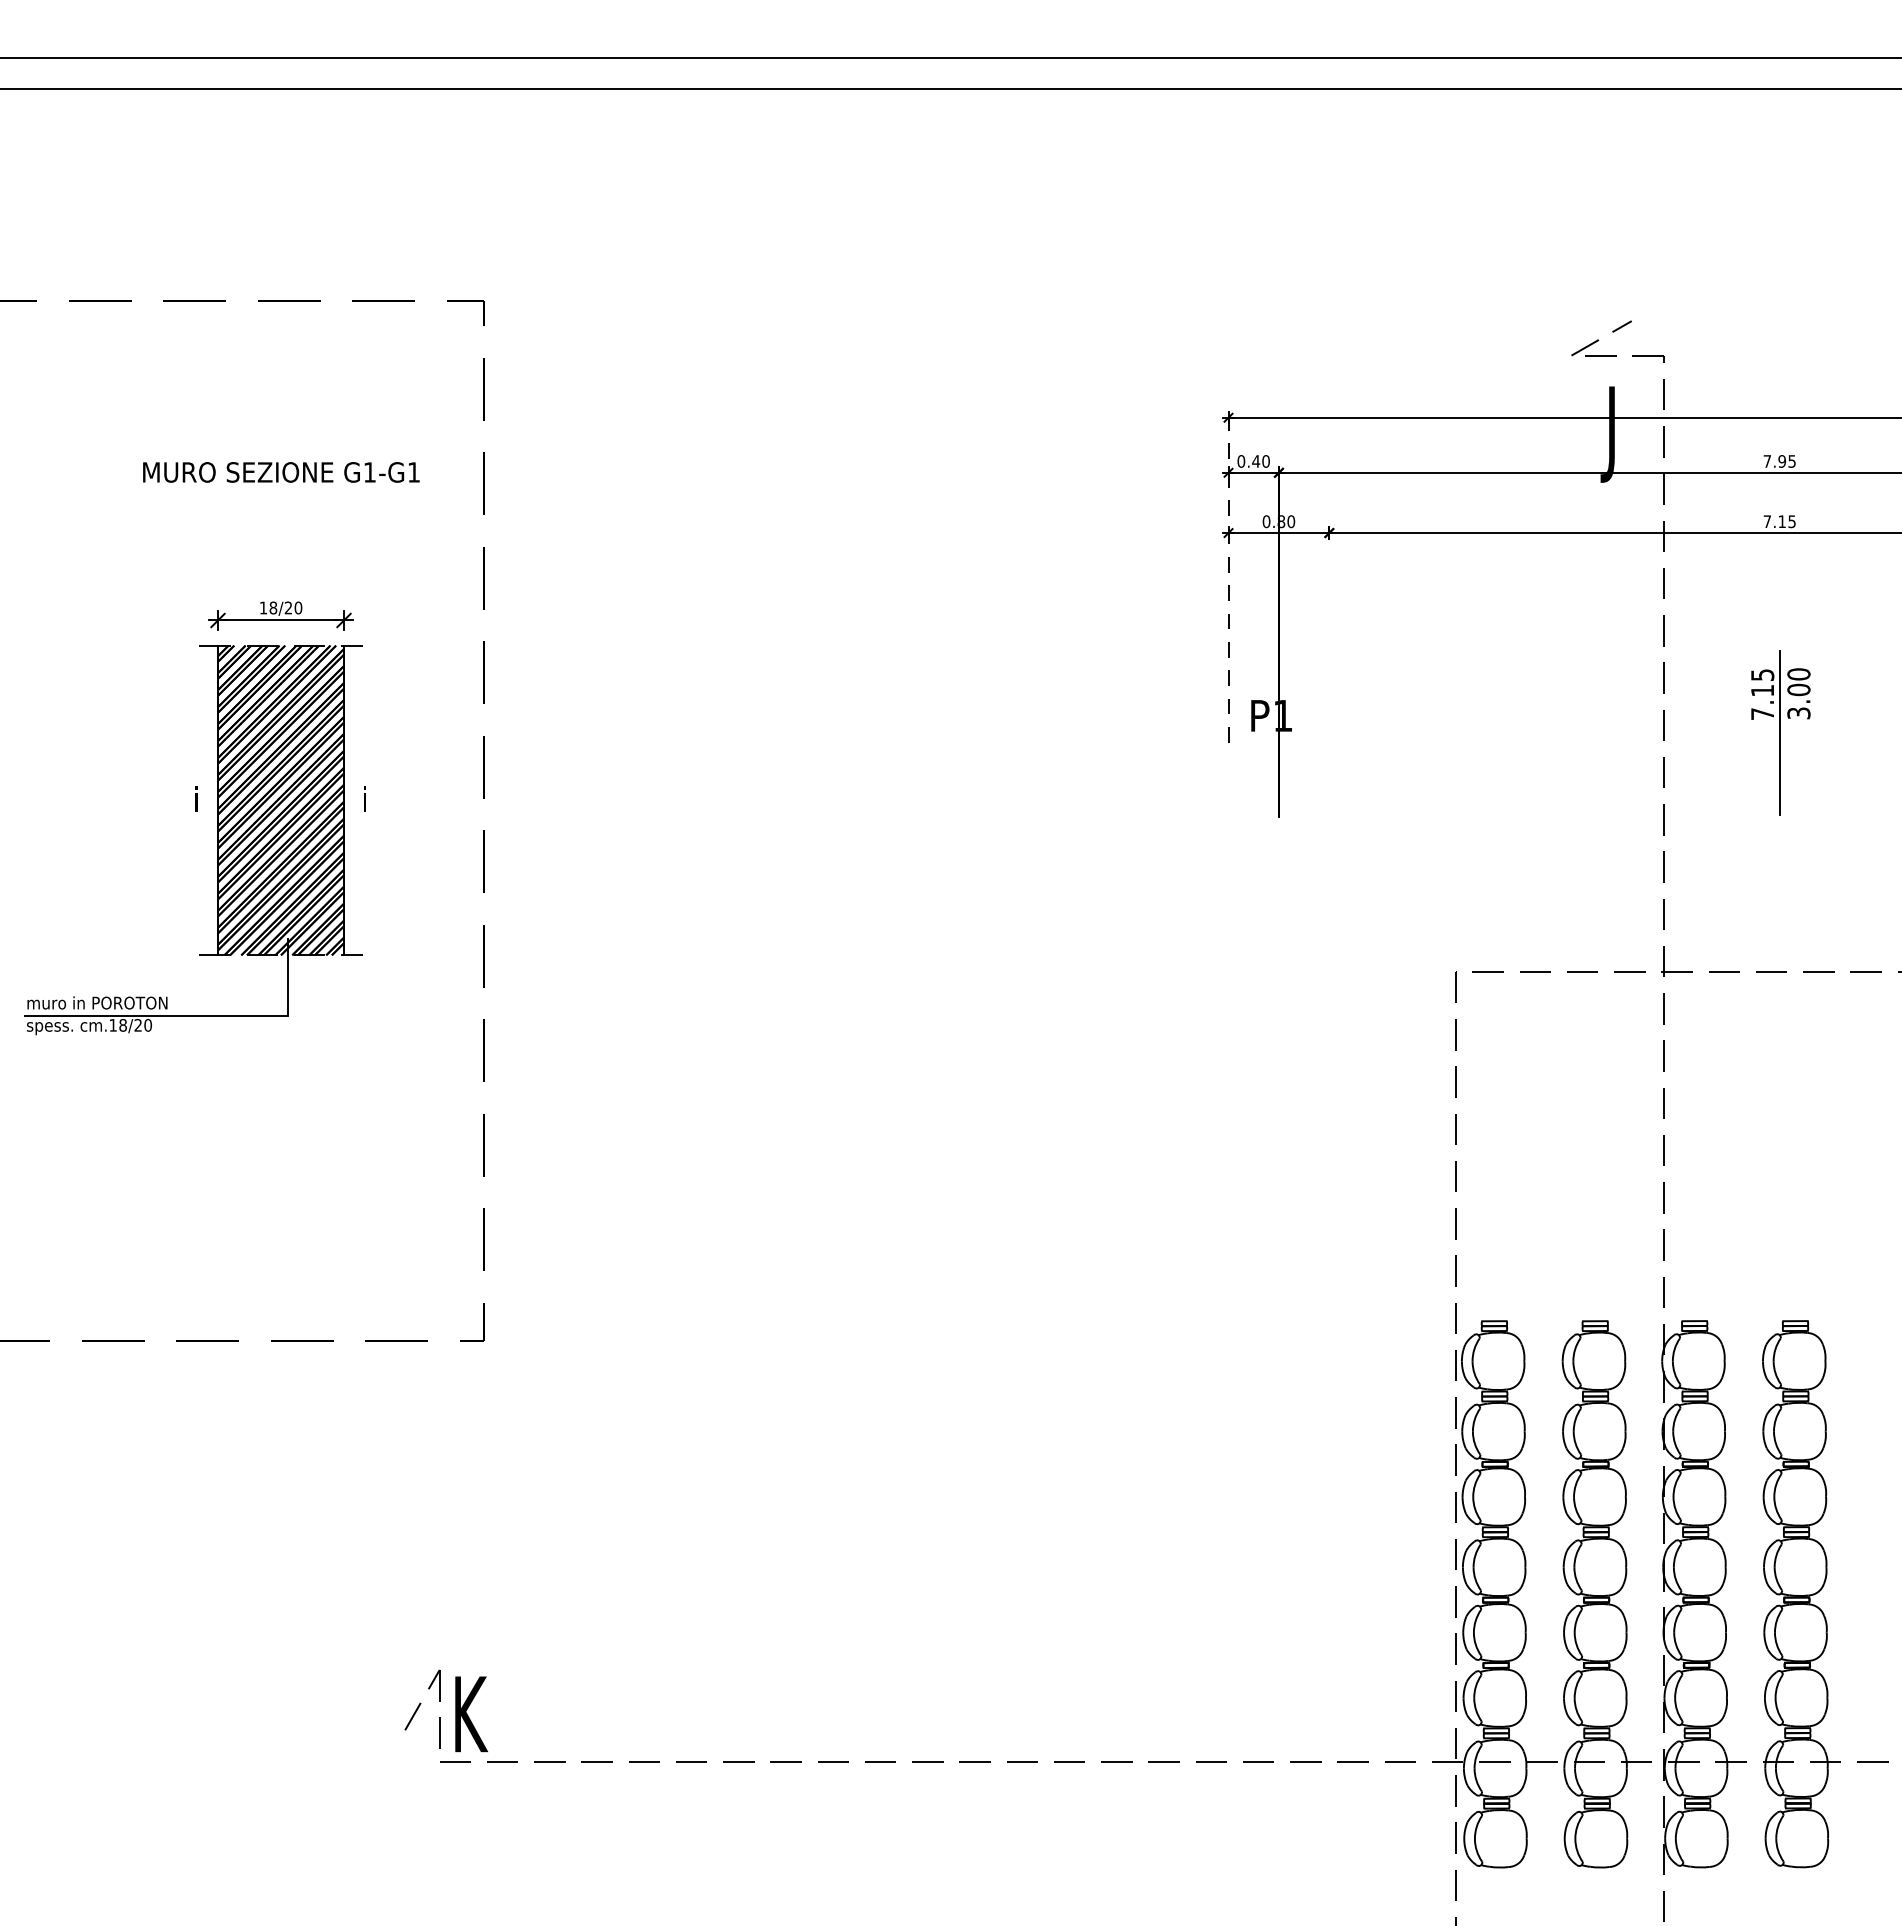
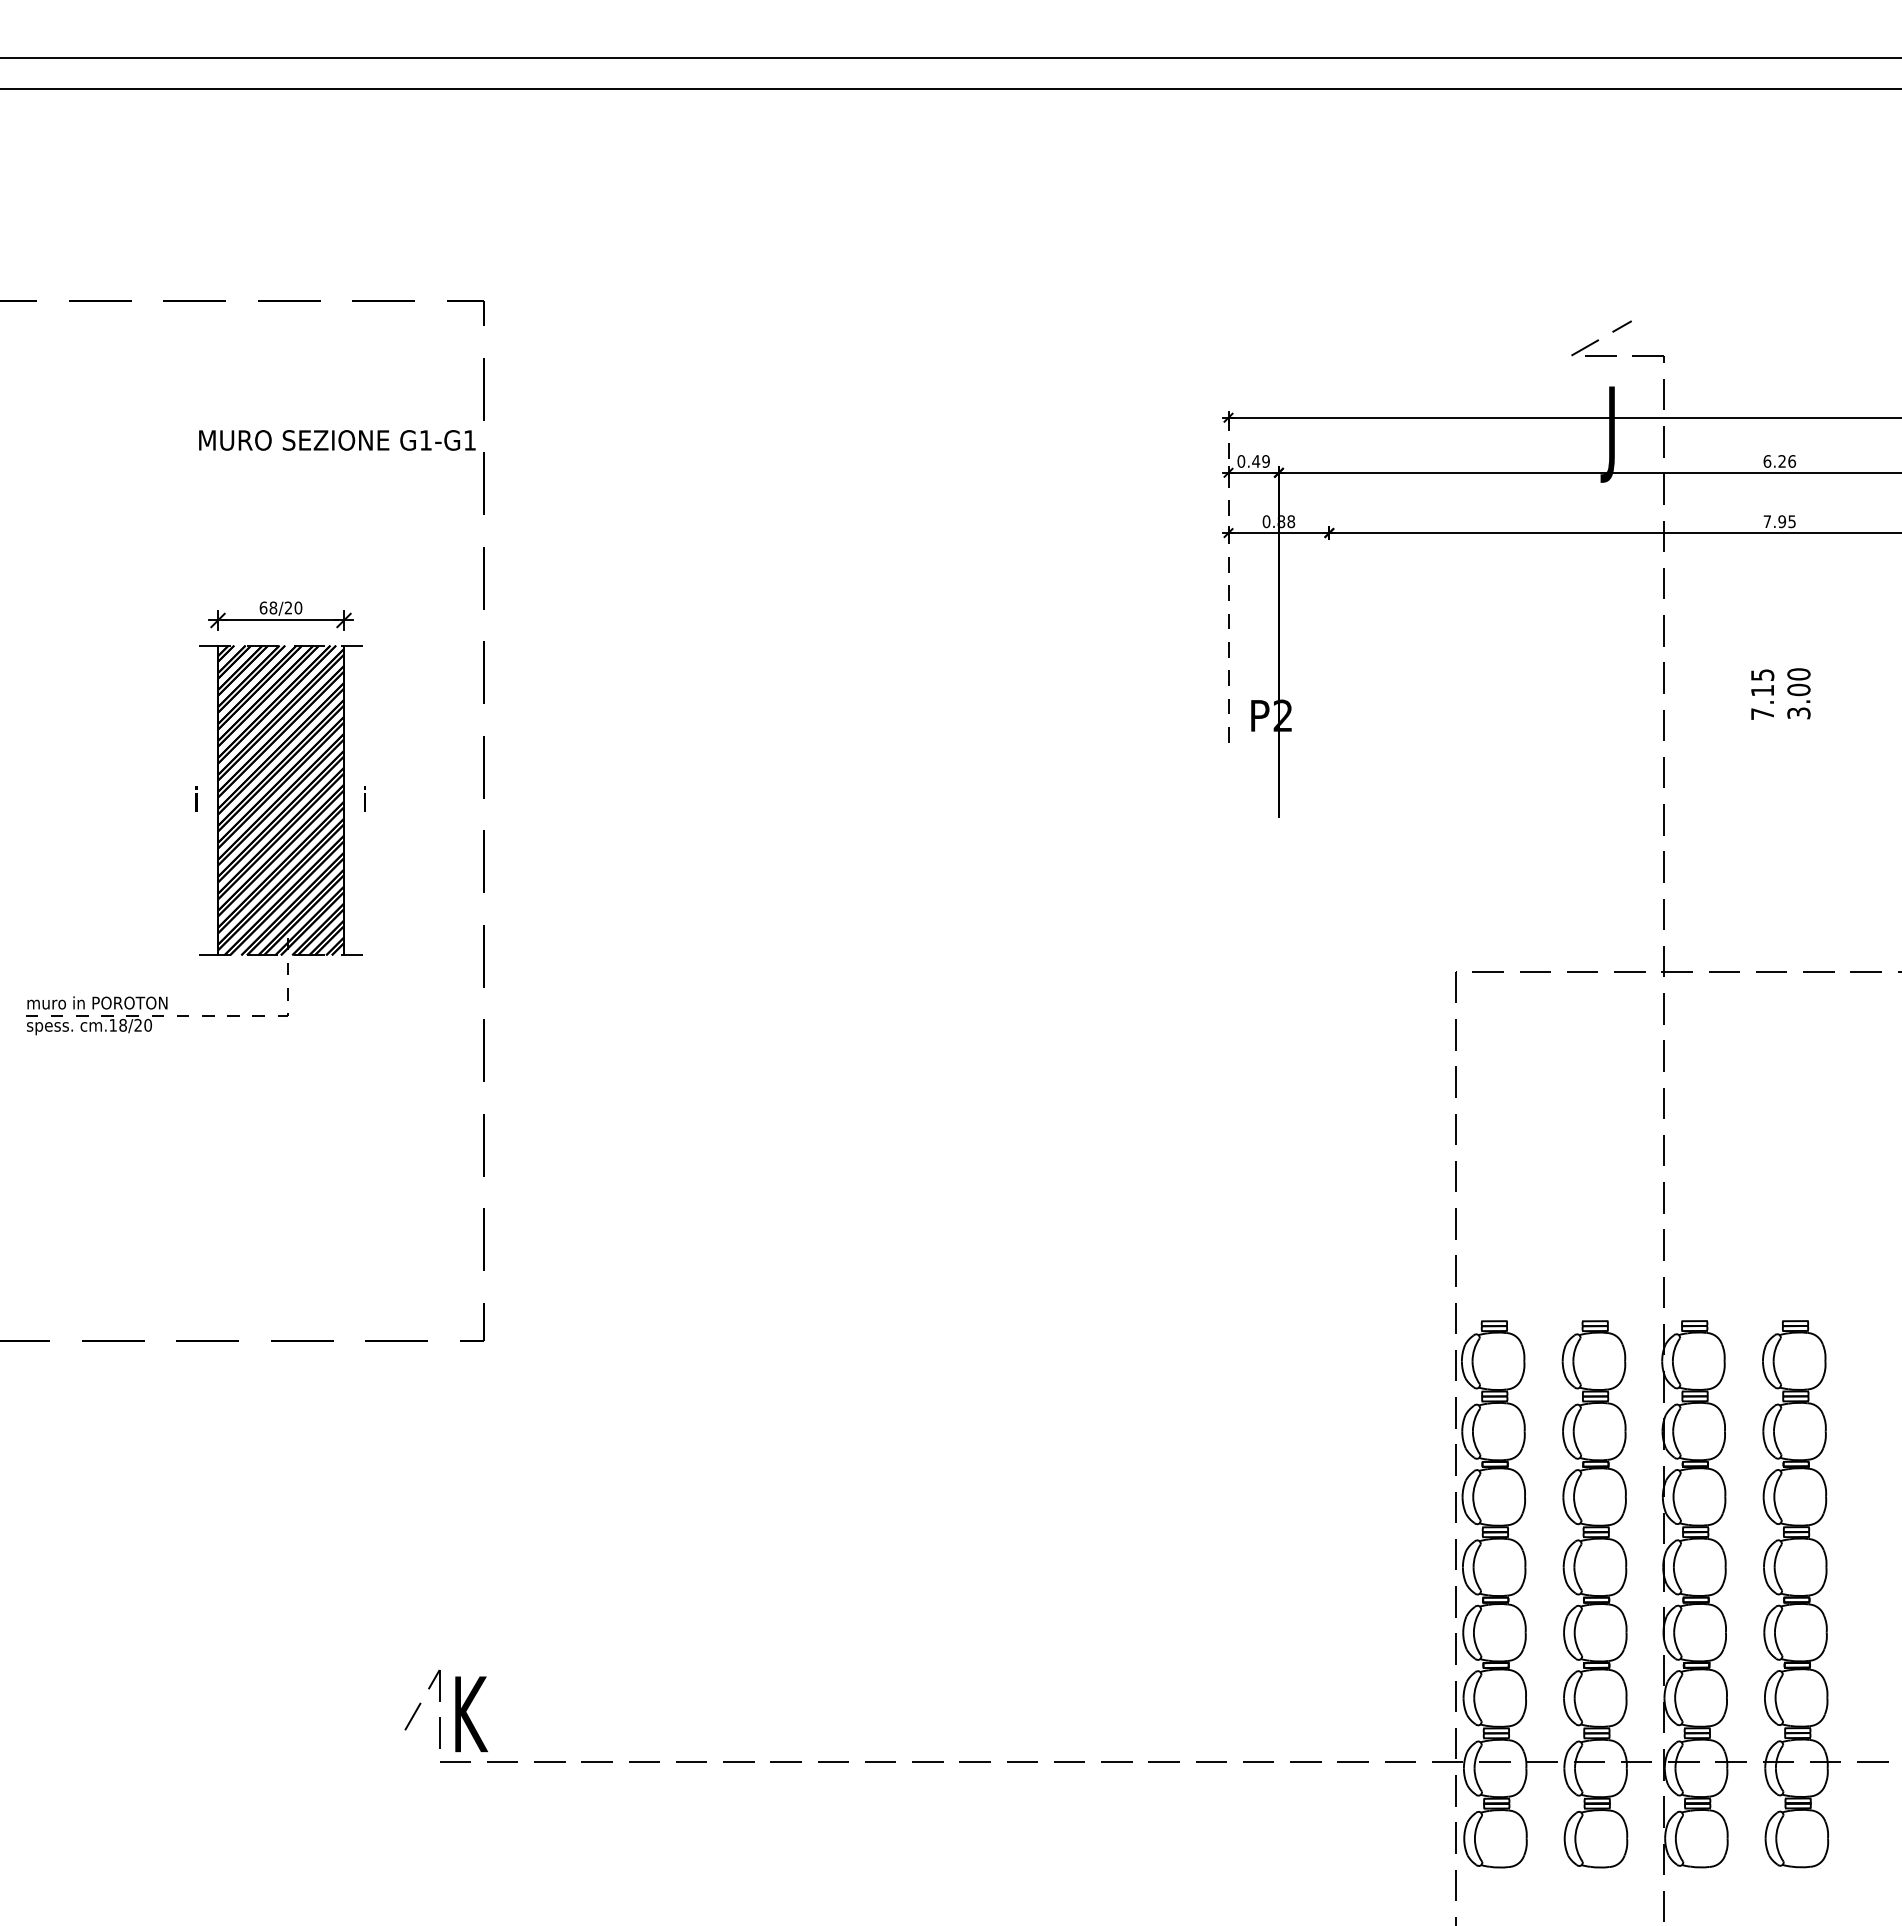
text: 0.40 -> 0.49 (1265, 461)
text: 7.95 -> 6.26 (1779, 461)
text position: (281, 472) -> (337, 440) (337, 440)
text: 0.80 -> 0.88 (1291, 521)
text: 7.15 -> 7.95 (1782, 521)
text: 18/20 -> 68/20 (263, 607)
text: P1 -> P2 (1282, 715)
line: present -> none (1779, 732)
line: solid -> dashed (195, 1015)
